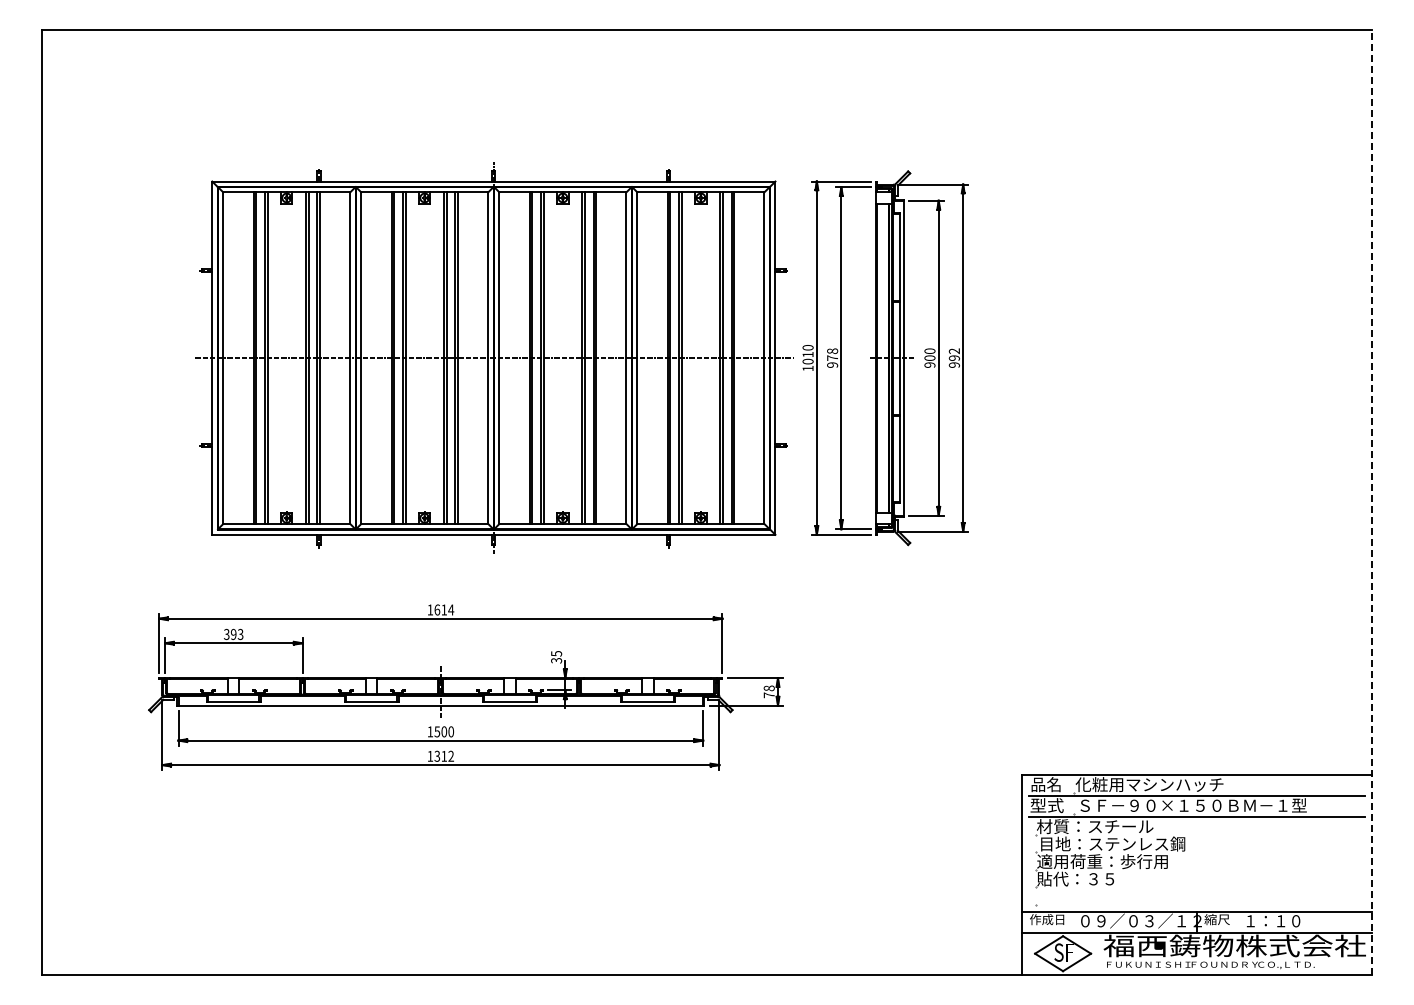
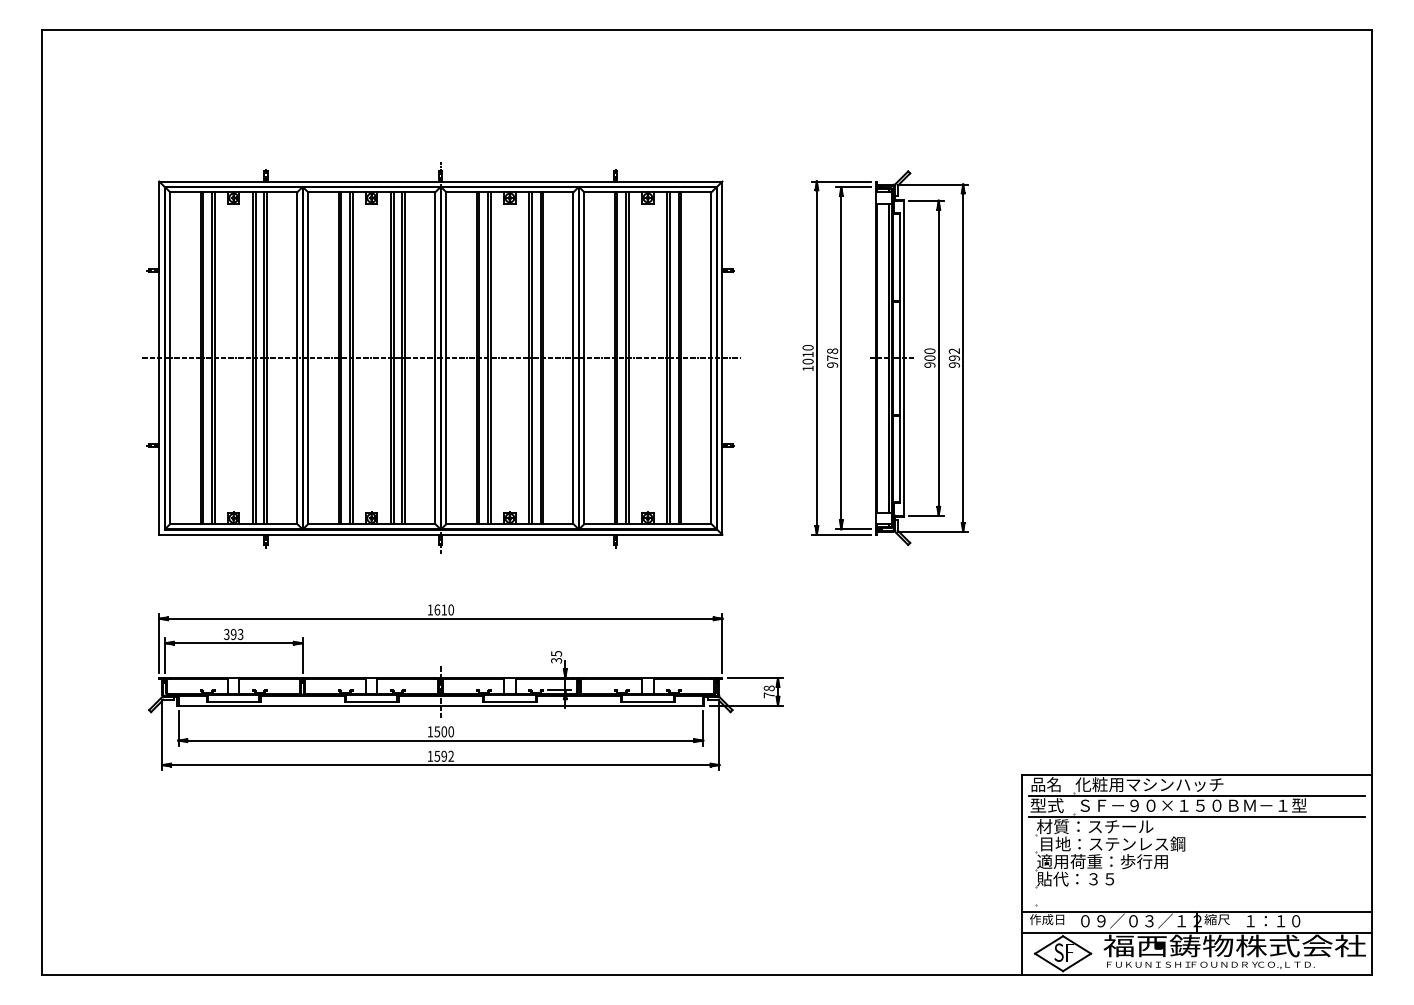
part position: (494, 357) -> (441, 357) (441, 357)
line: dashed -> solid (1371, 502)
text: 1614 -> 1610 (451, 609)
text: 1312 -> 1592 (440, 755)
